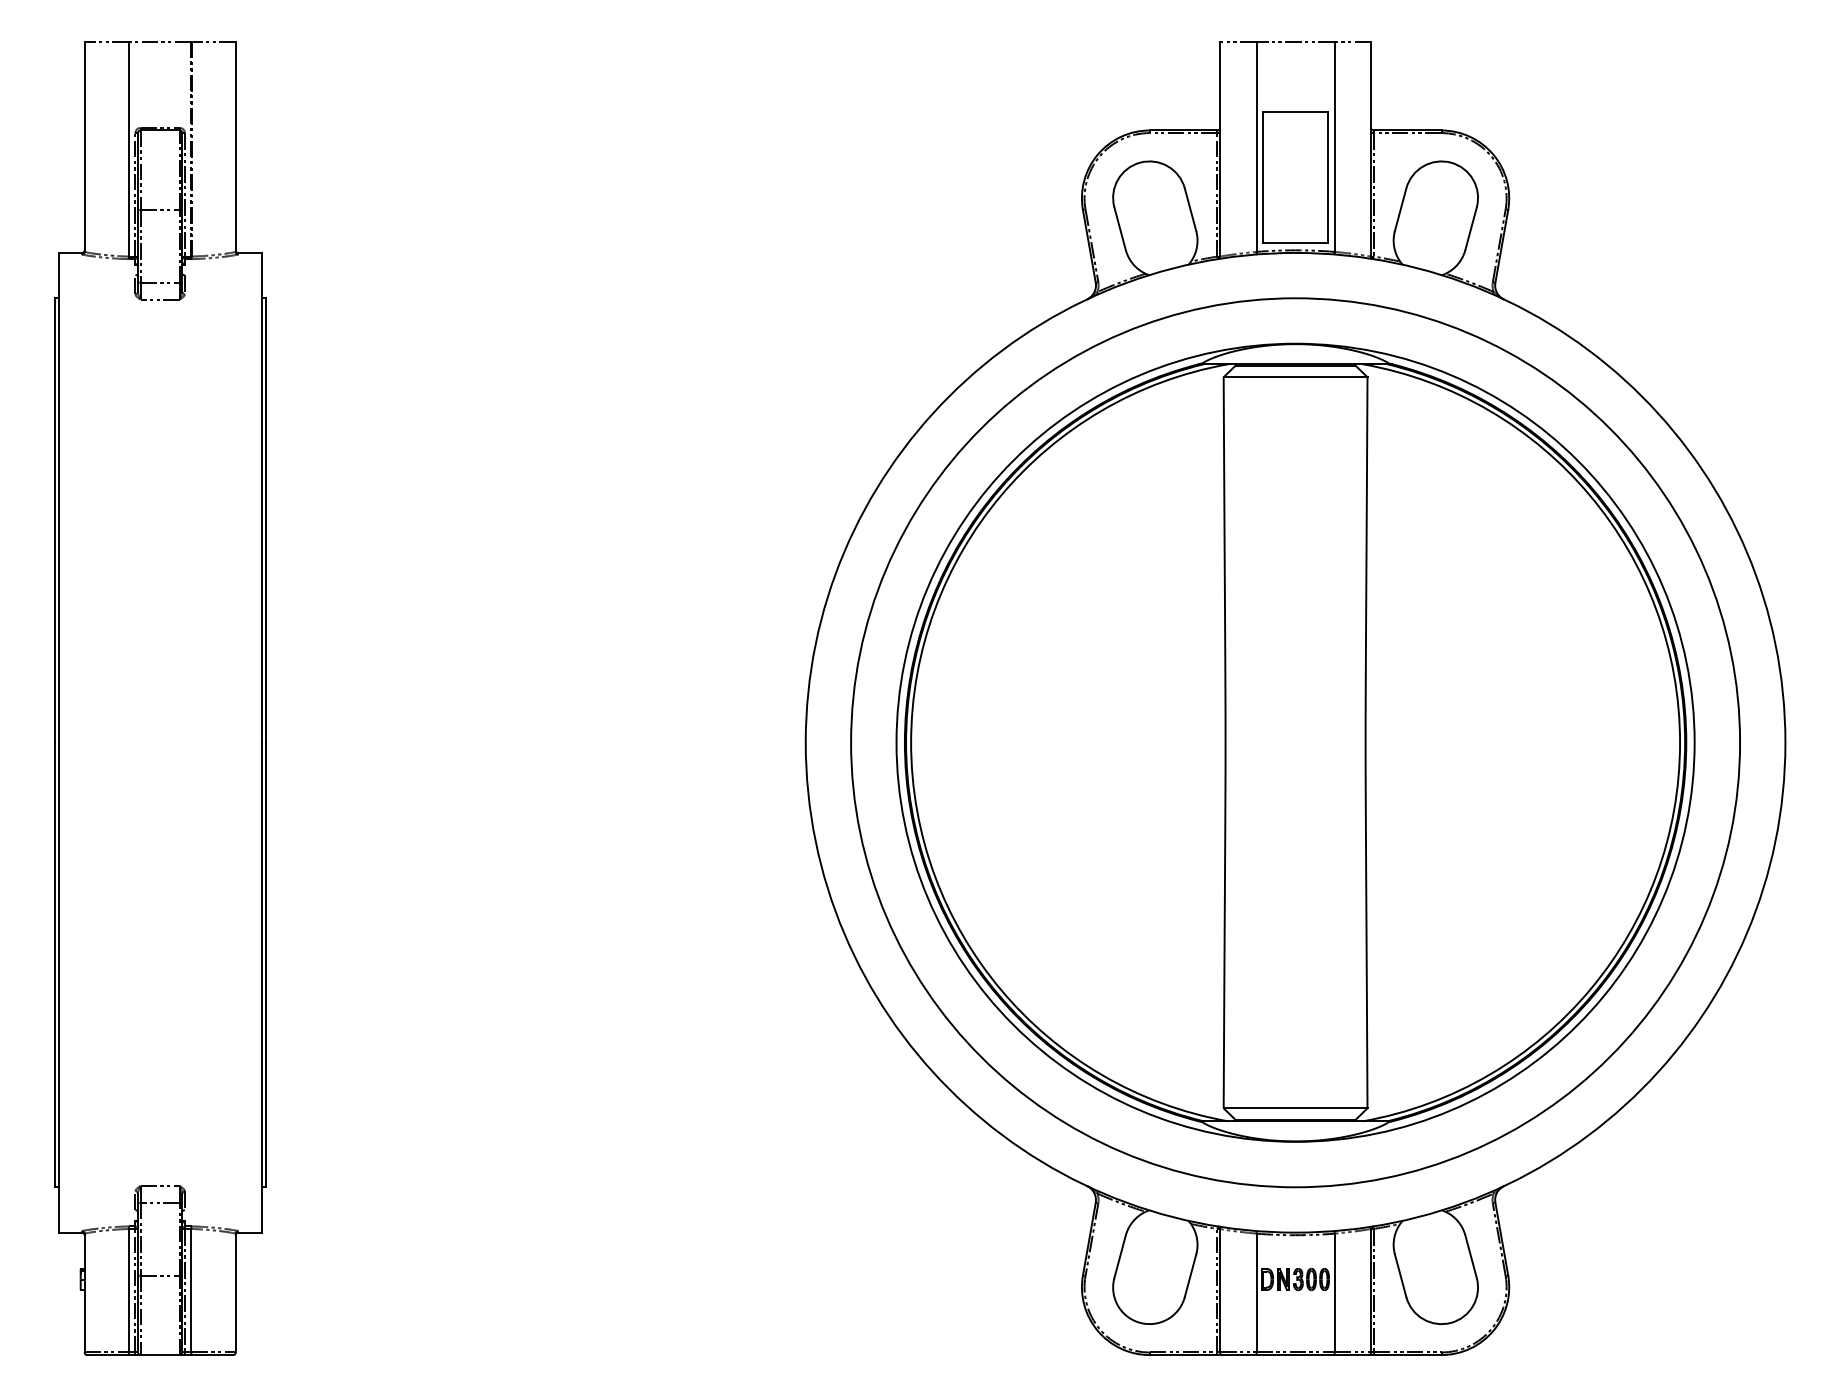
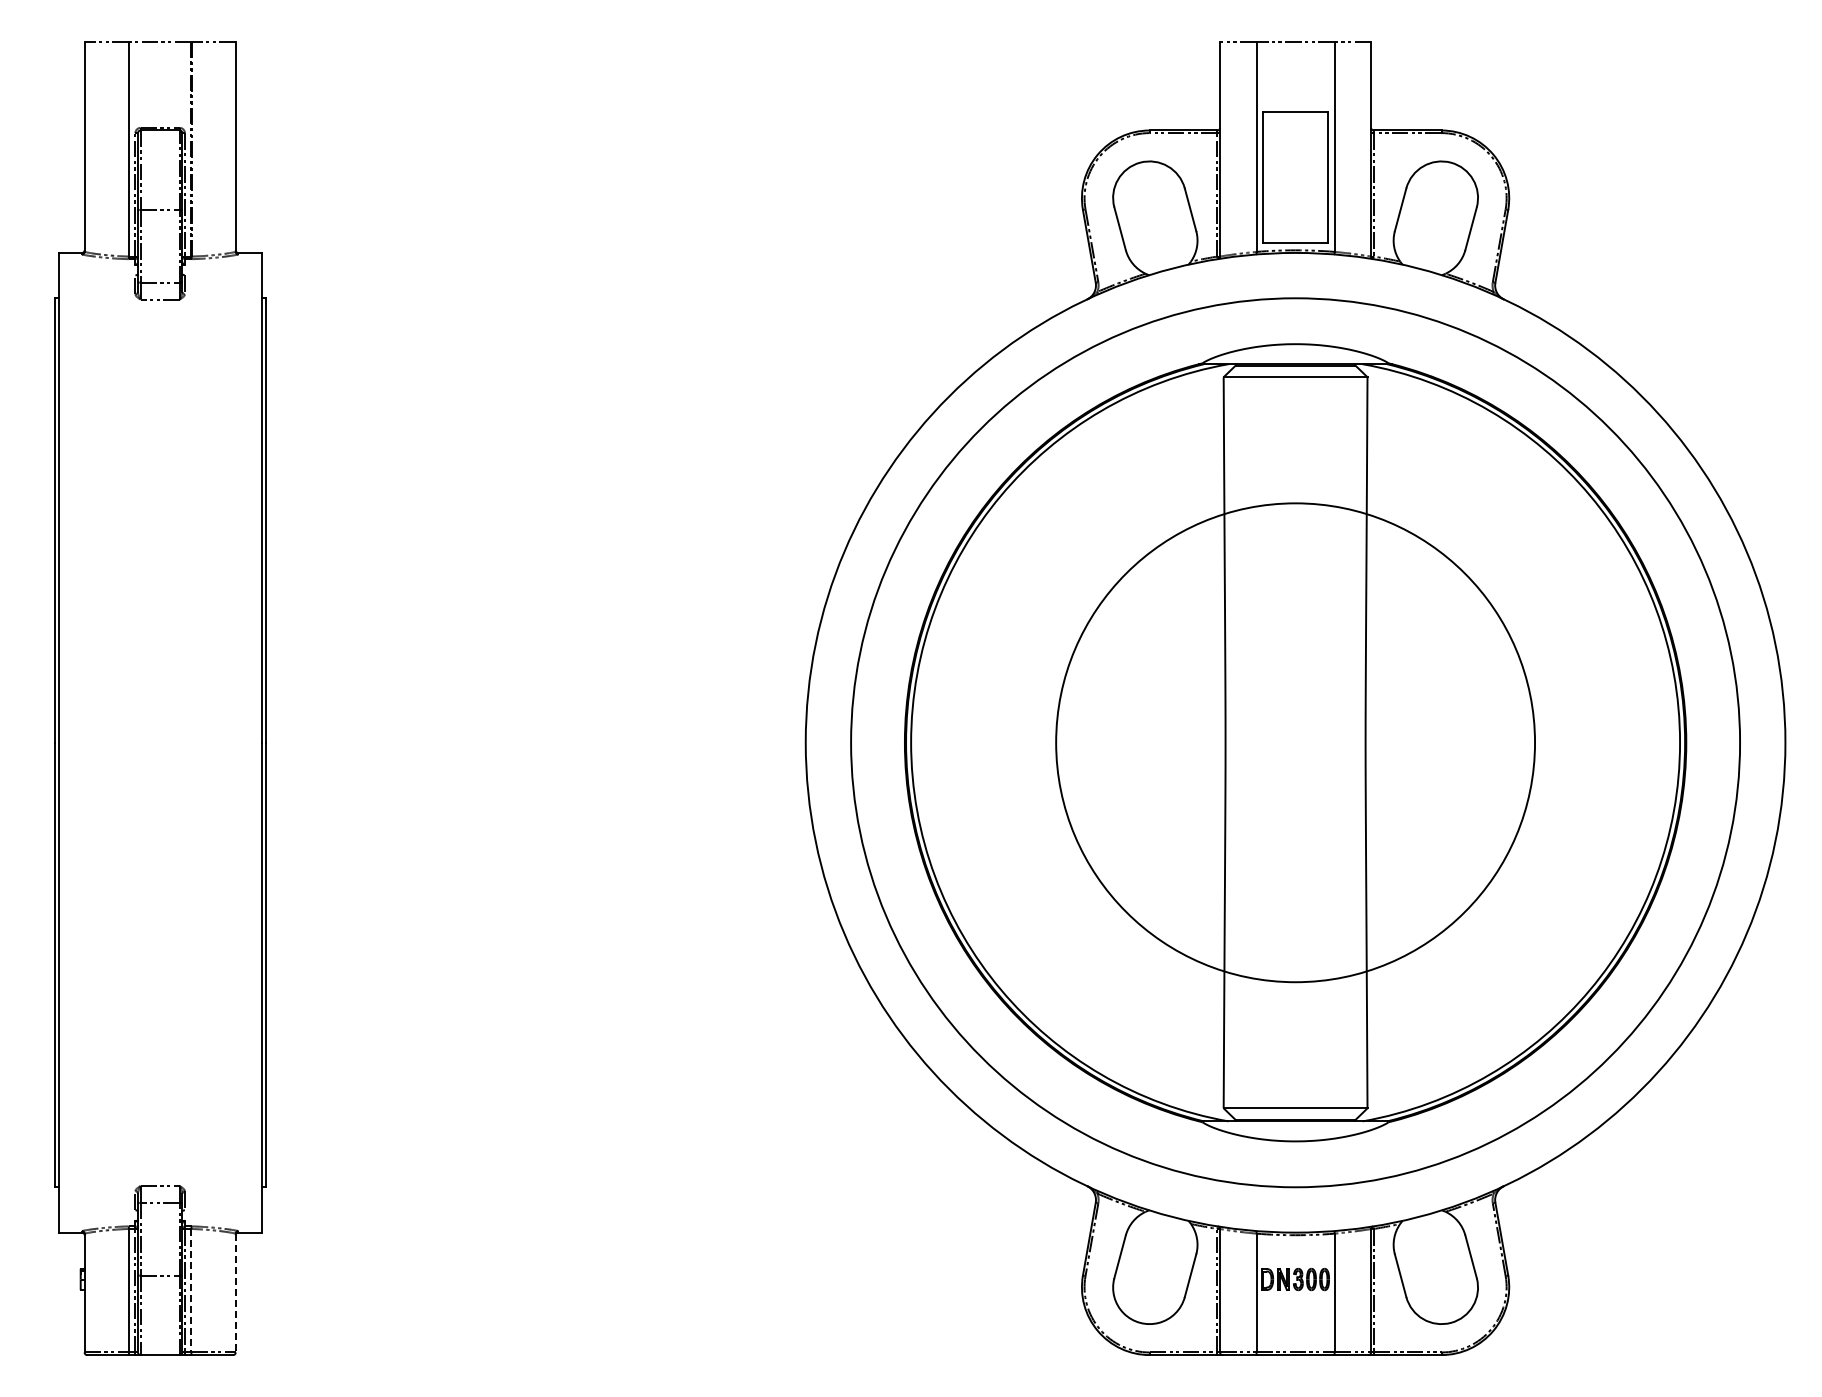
circle diameter: 798 px -> 479 px (1295, 742)
line: solid -> dashed (191, 1290)
line: solid -> dashed (235, 1293)
